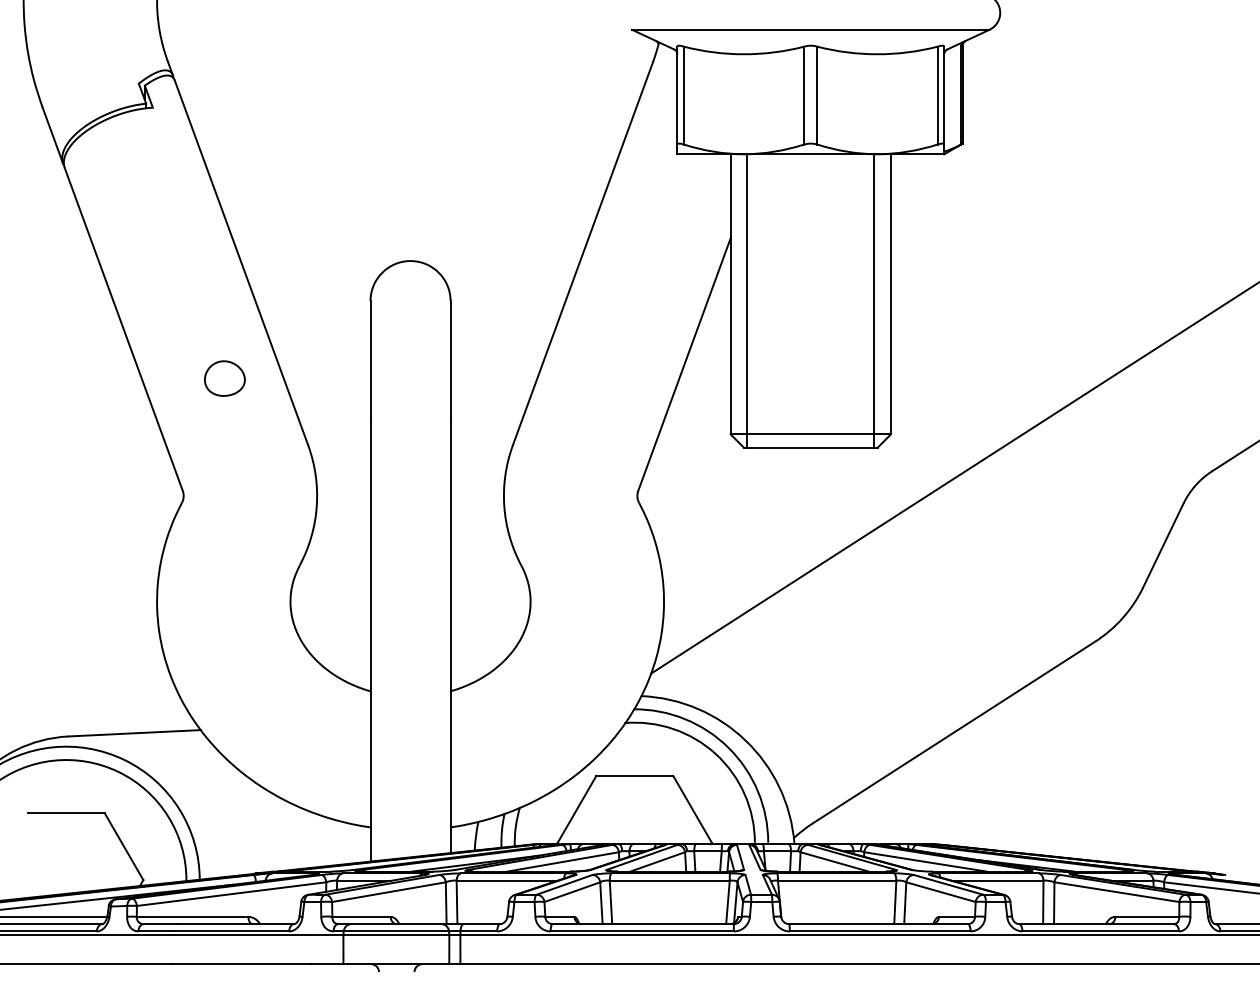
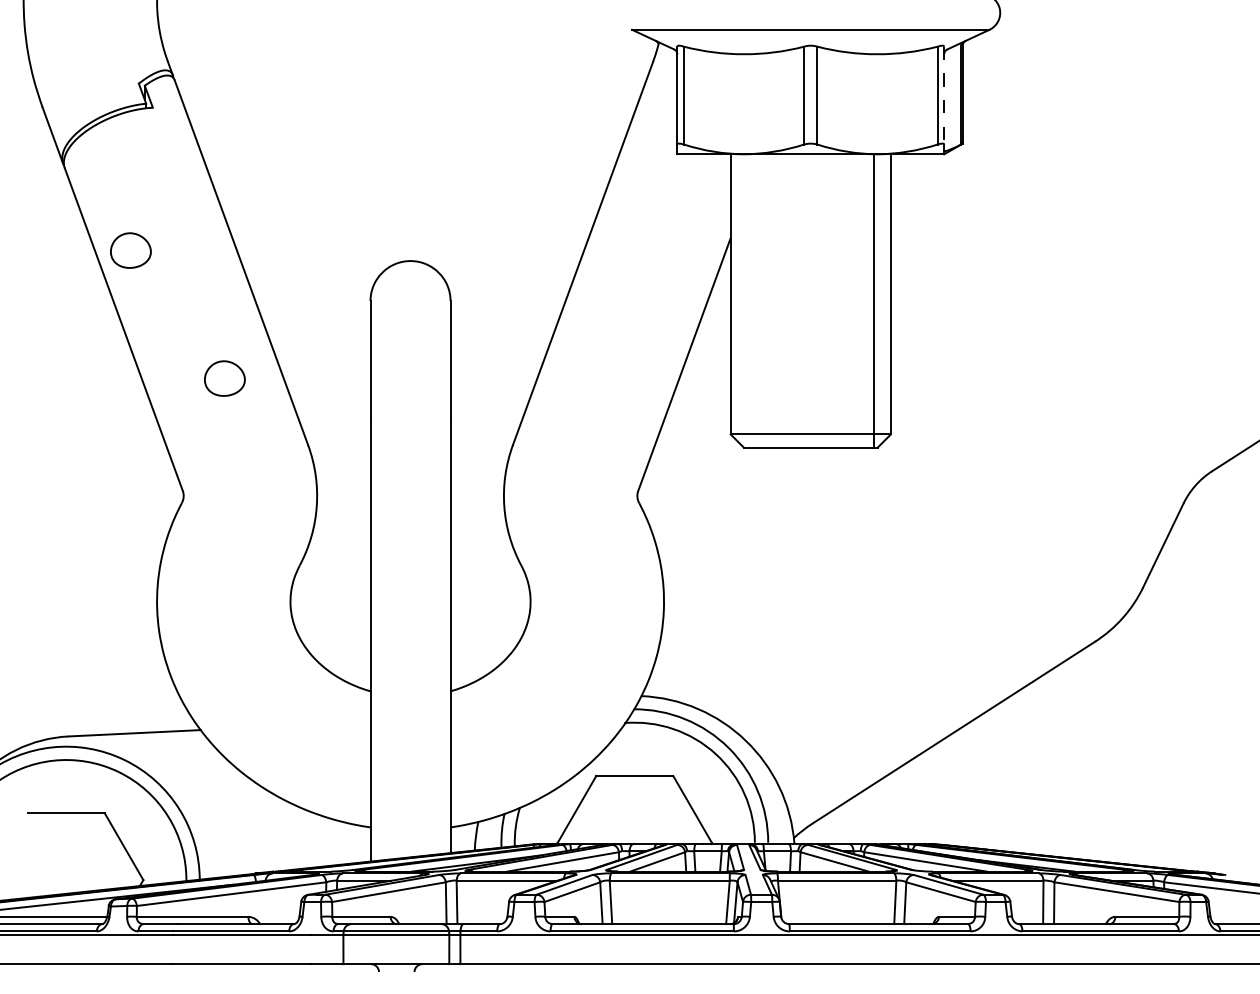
line: solid -> dashed (944, 95)
part: none -> present (130, 250)
line: present -> none (747, 300)
line: present -> none (953, 478)
